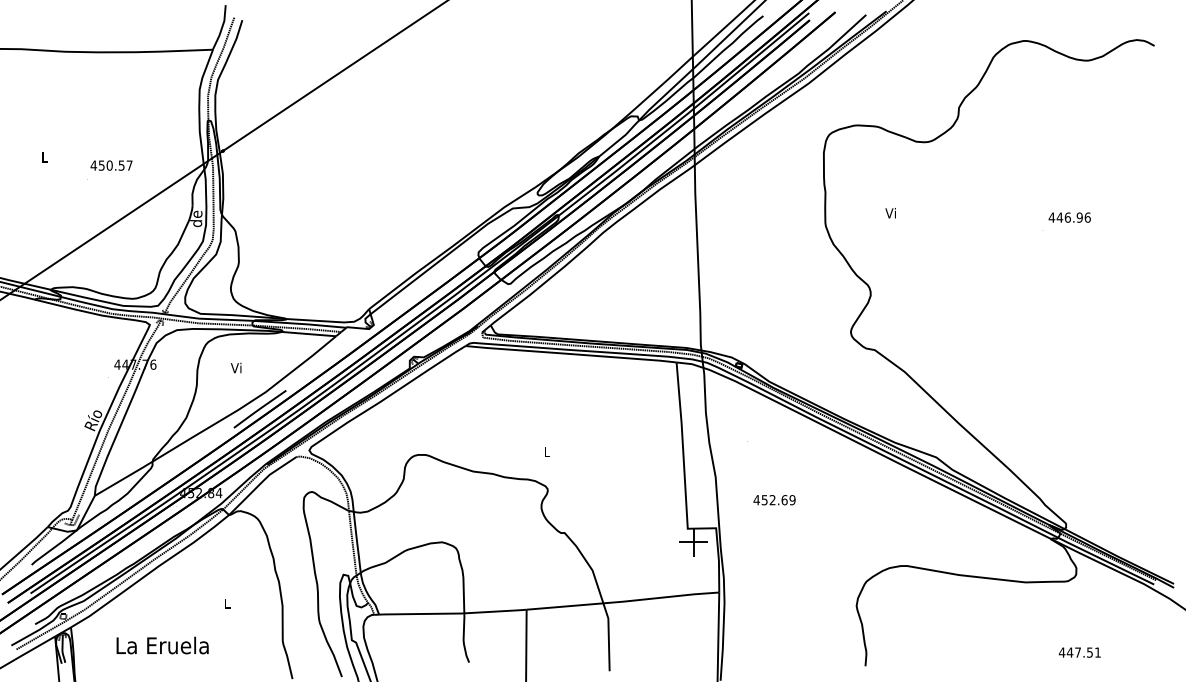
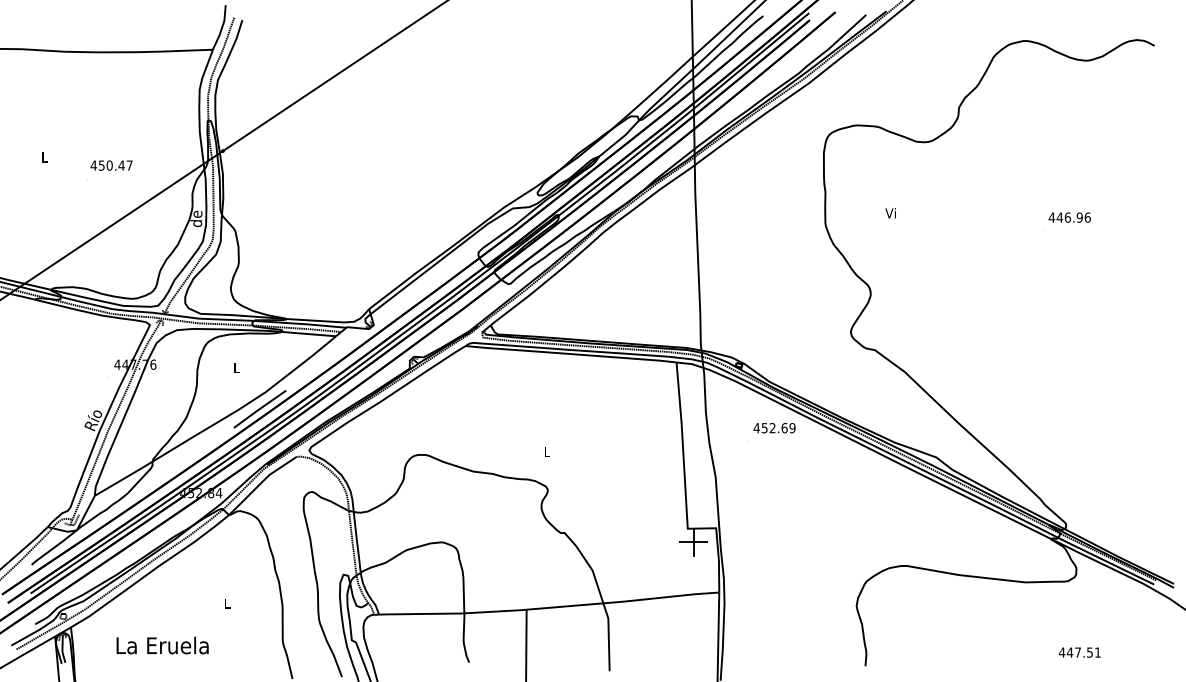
text: 450.57 -> 450.47 (121, 165)
text: Vi -> L (235, 367)
text position: (774, 500) -> (774, 428) (774, 428)
